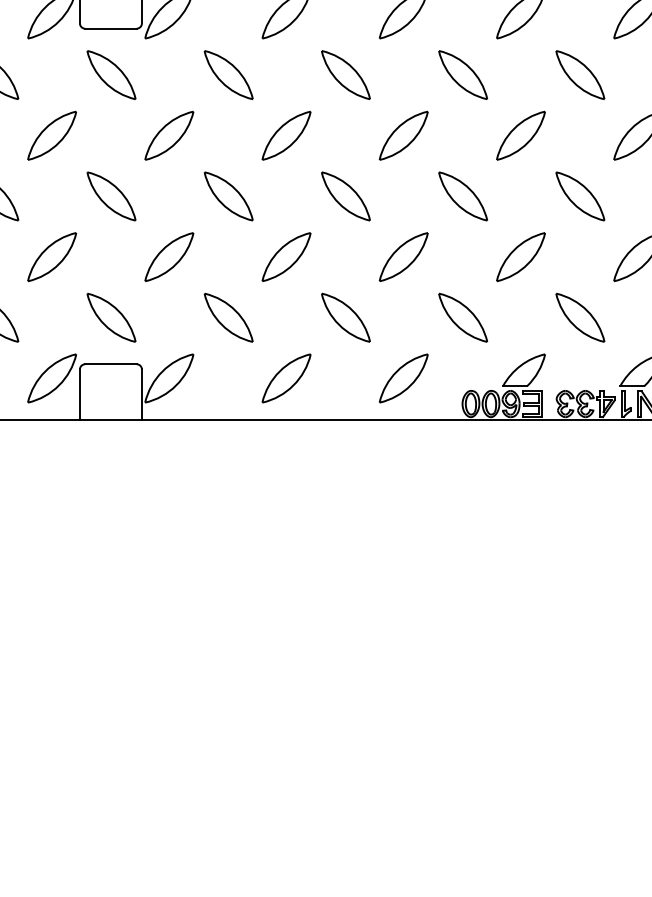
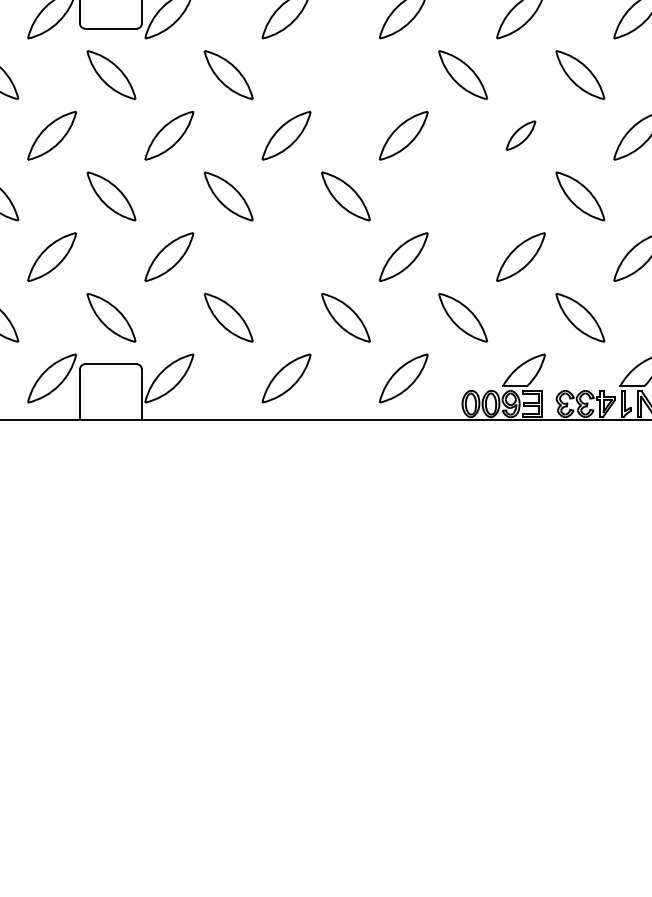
part: present -> none (345, 75)
part size: 50x51 px -> 32x31 px (520, 135)
part: present -> none (462, 196)
part: present -> none (286, 256)
